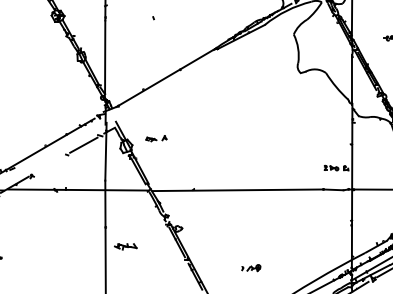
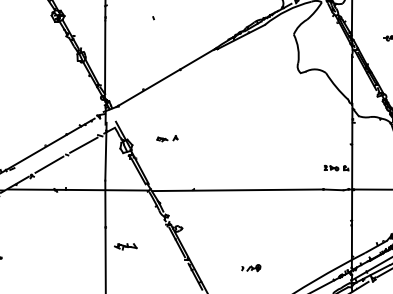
part position: (156, 138) -> (167, 138) (167, 138)
line: none -> present (49, 164)
